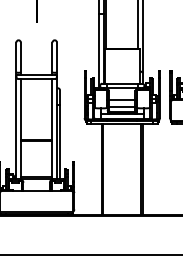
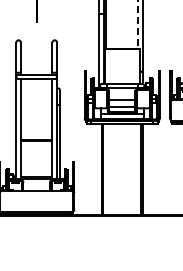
line: solid -> dashed (138, 25)
line: present -> none (90, 254)
